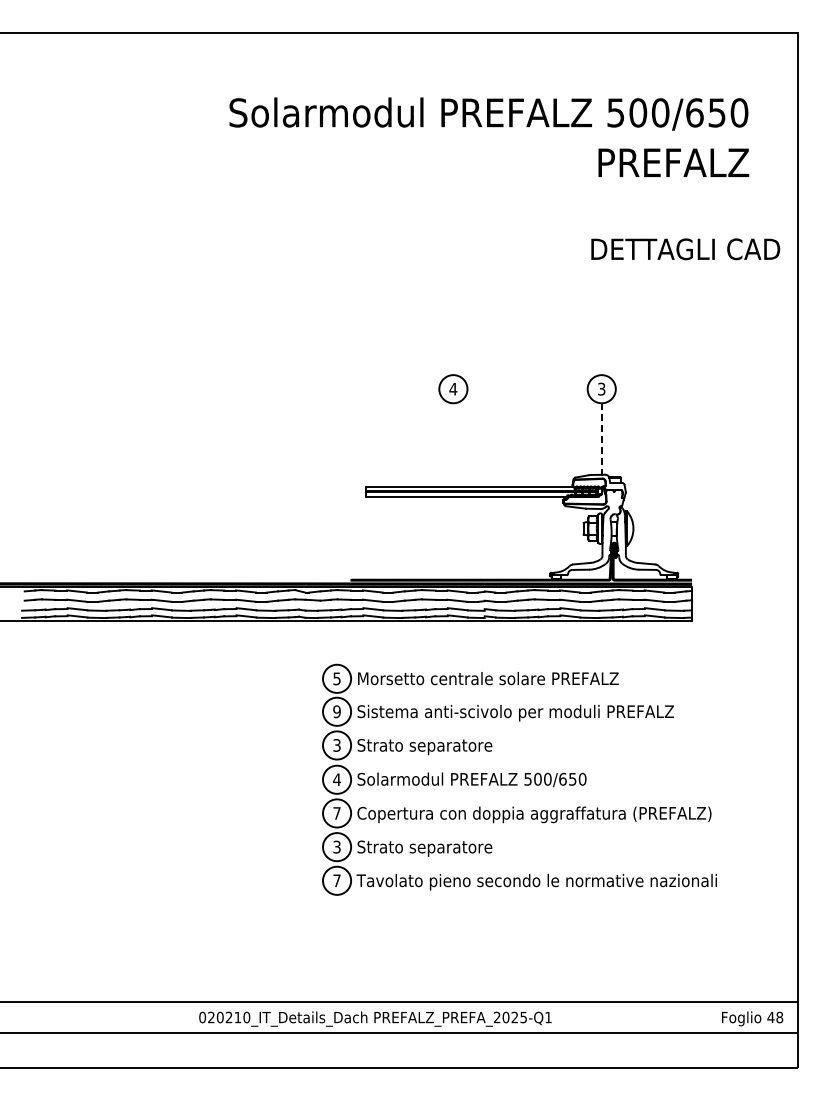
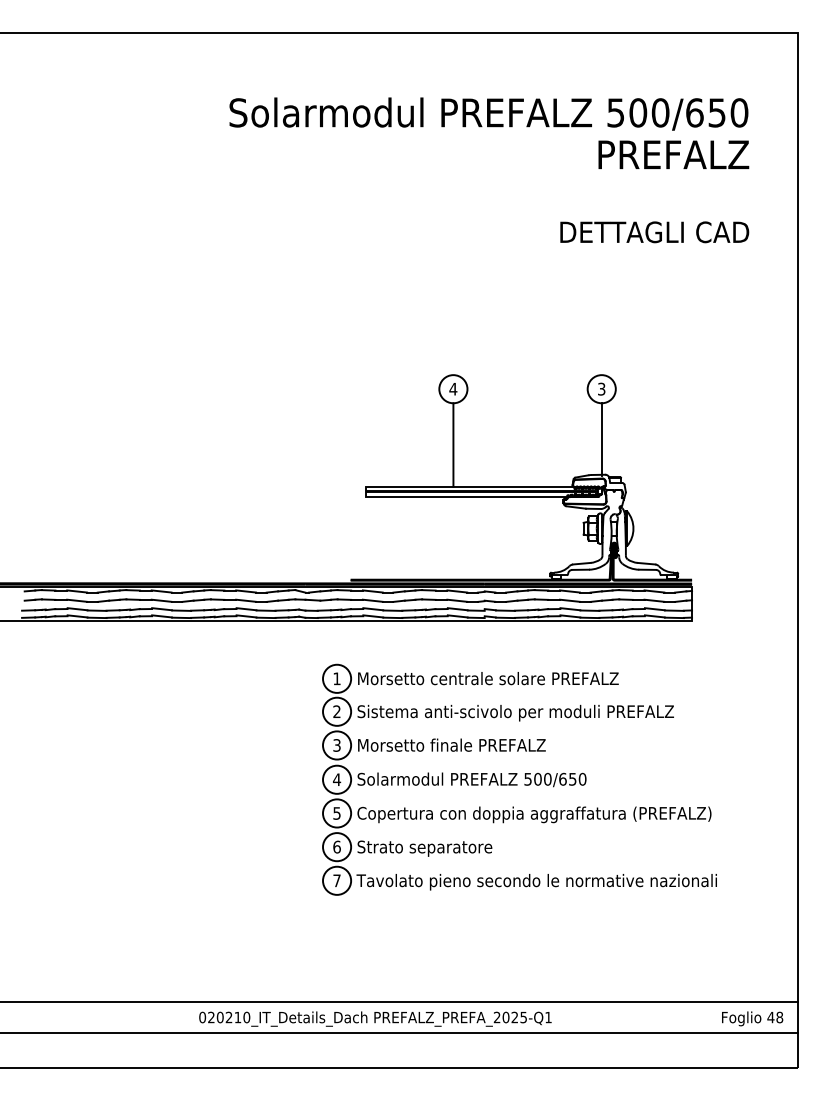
text position: (673, 162) -> (673, 154) (673, 154)
text position: (685, 249) -> (654, 232) (654, 232)
line: dashed -> solid (601, 439)
line: none -> present (453, 444)
text: 5 -> 1 (336, 678)
text: 9 -> 2 (336, 711)
text: Strato separatore -> Morsetto finale PREFALZ (451, 746)
text: 7 -> 5 (336, 813)
text: 3 -> 6 (336, 846)
